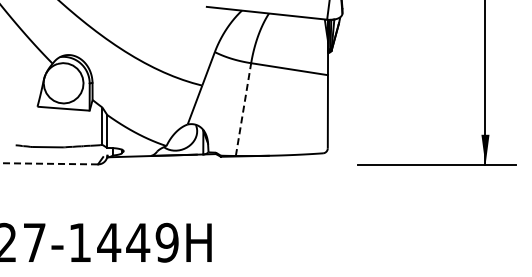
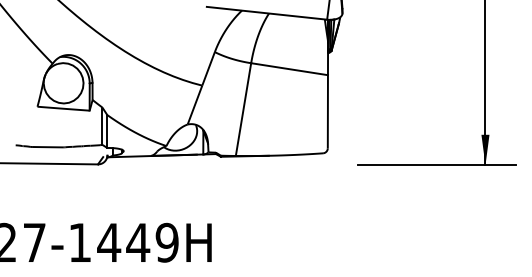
line: dashed -> solid (243, 109)
line: dashed -> solid (49, 163)
